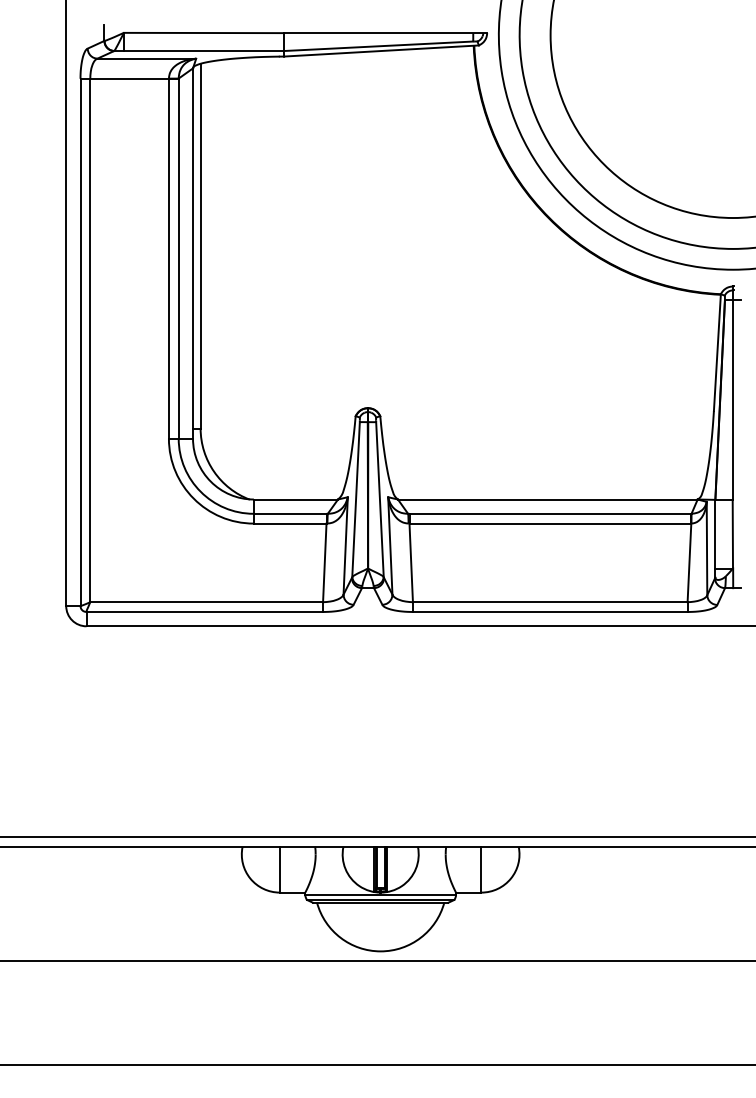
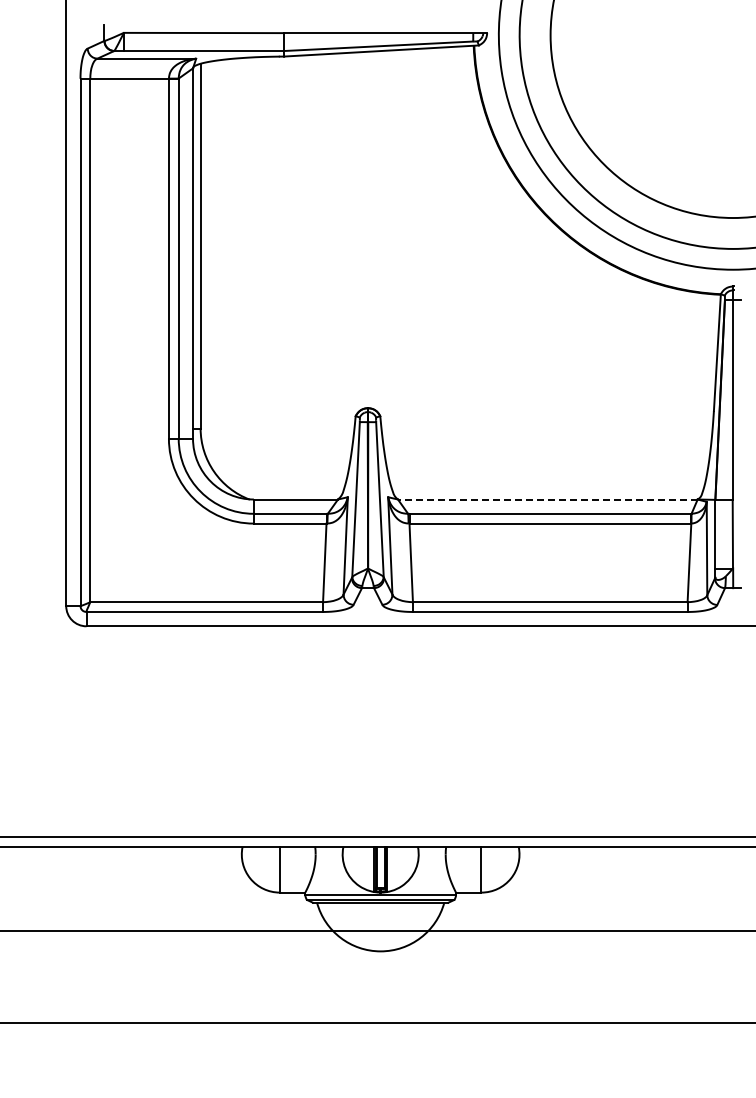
line: solid -> dashed (547, 499)
line position: (377, 961) -> (377, 931) (377, 931)
line position: (377, 1065) -> (377, 1023) (377, 1023)
